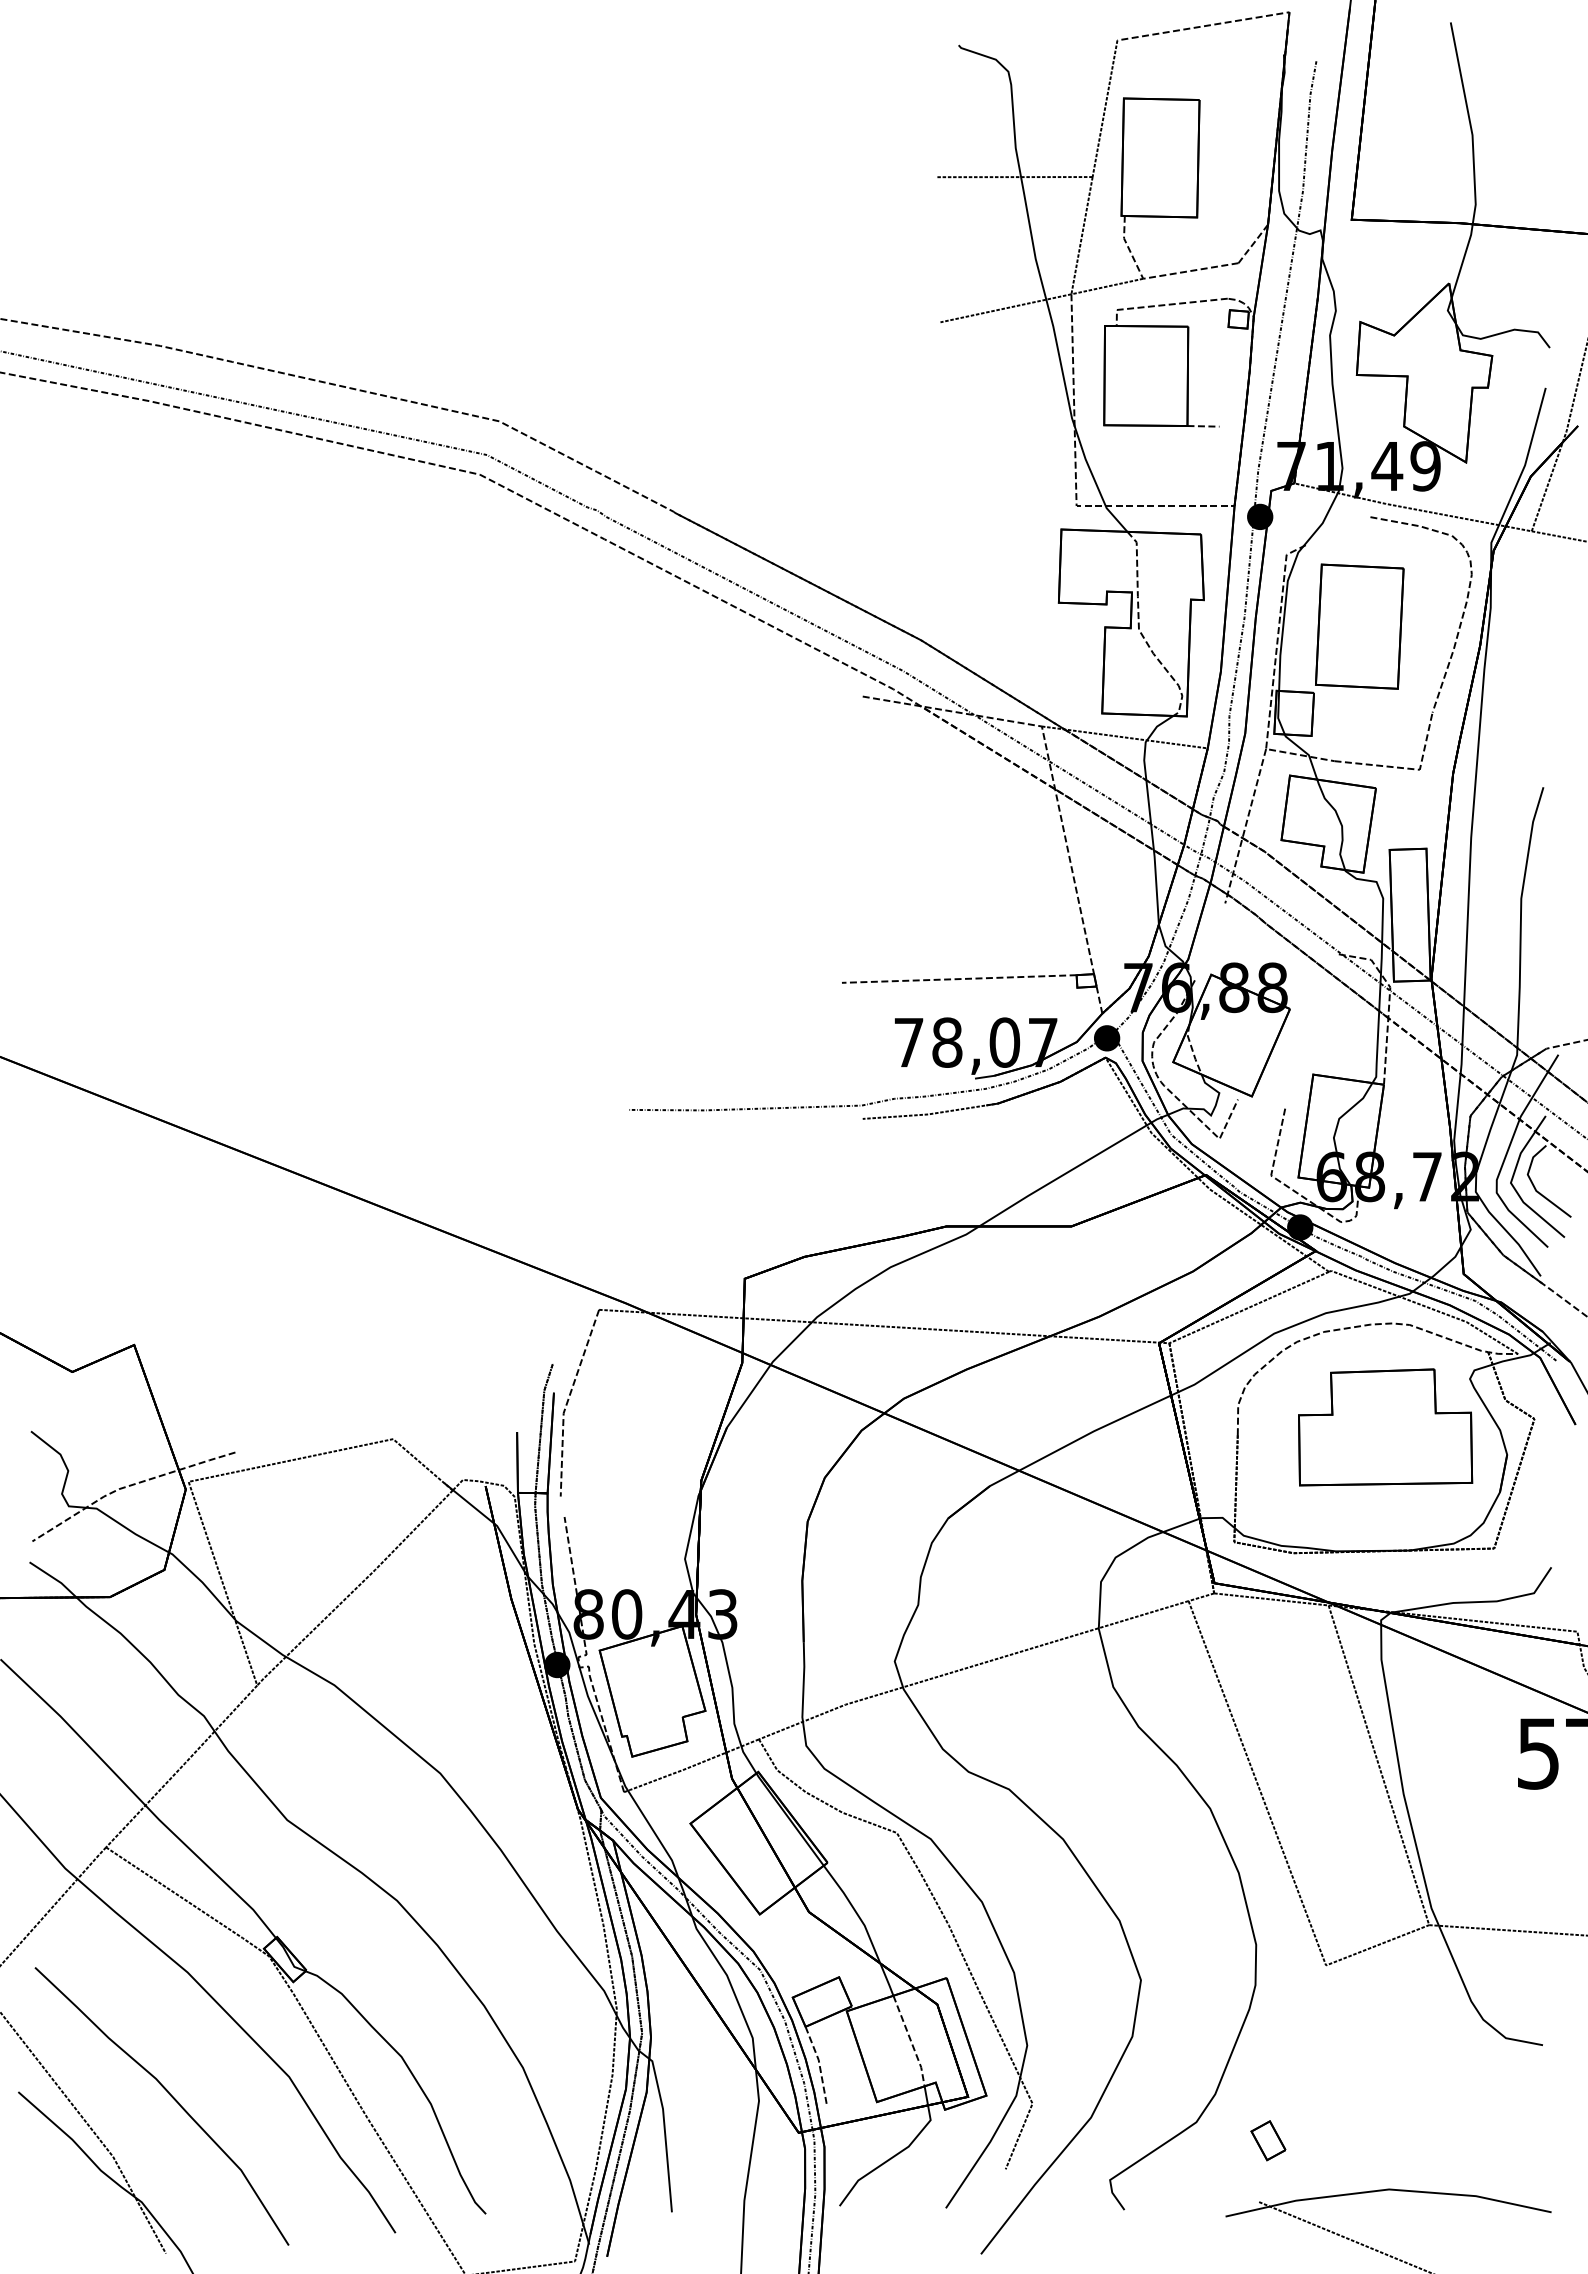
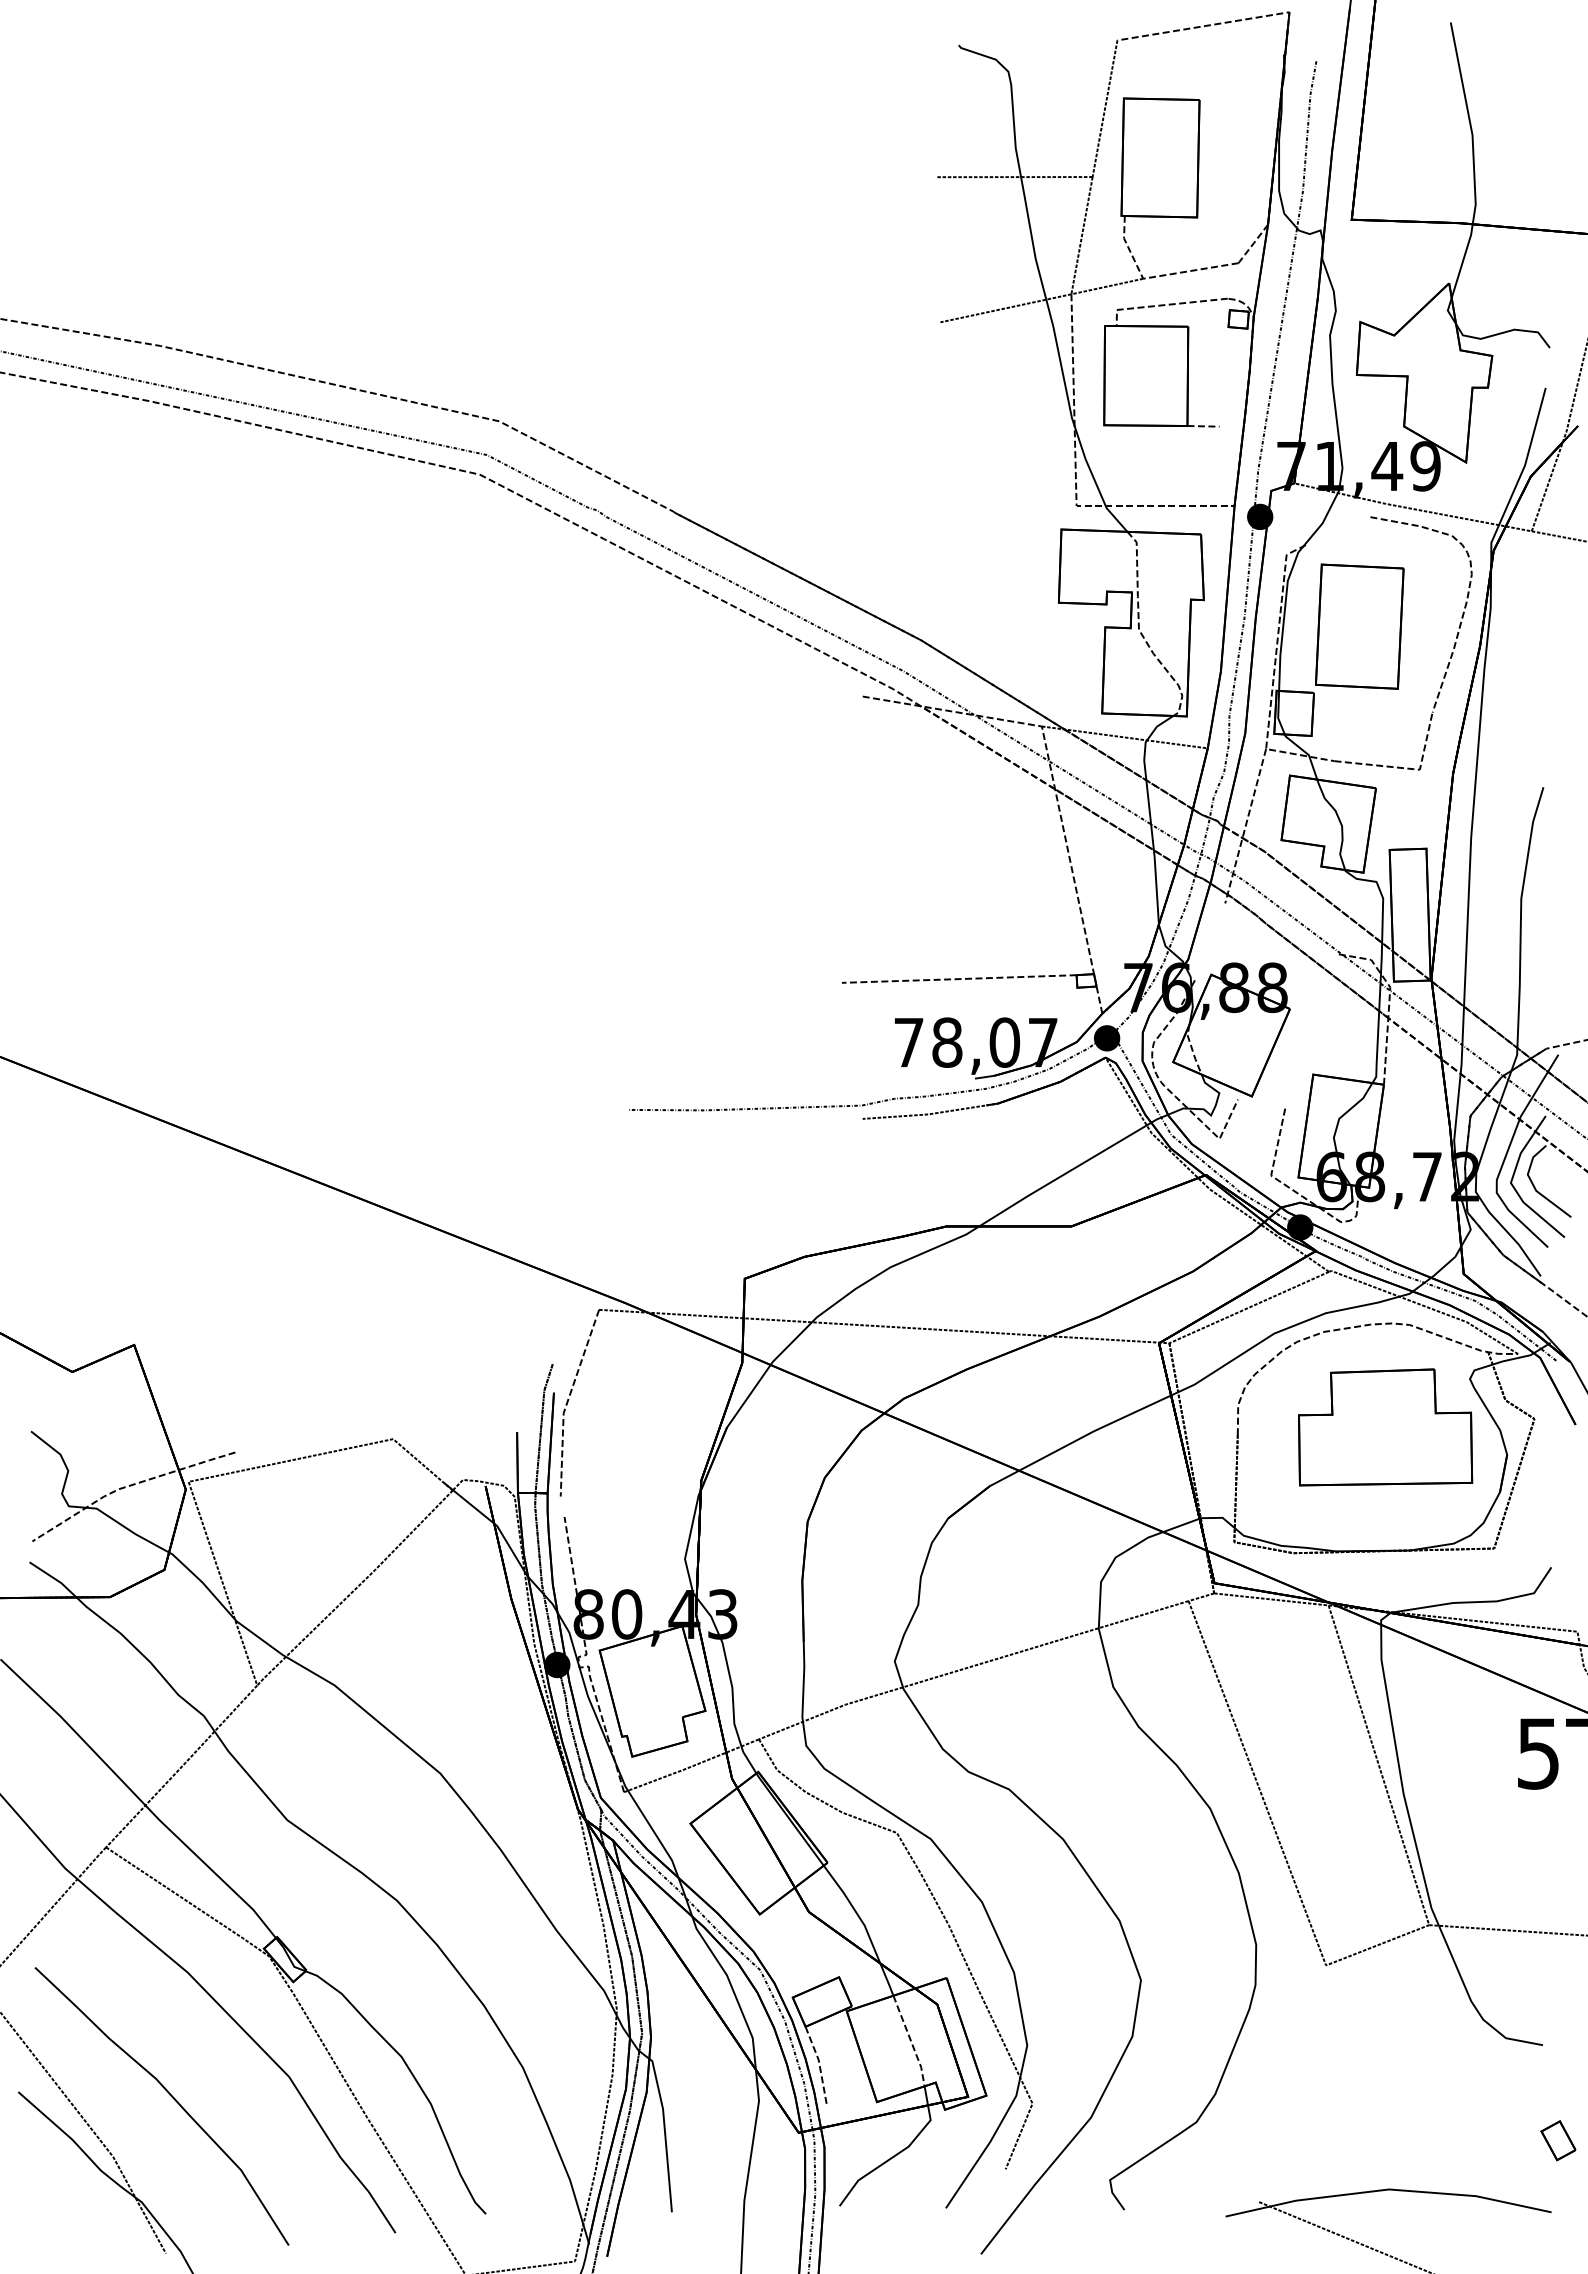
part position: (1268, 2140) -> (1558, 2140) (1558, 2140)
